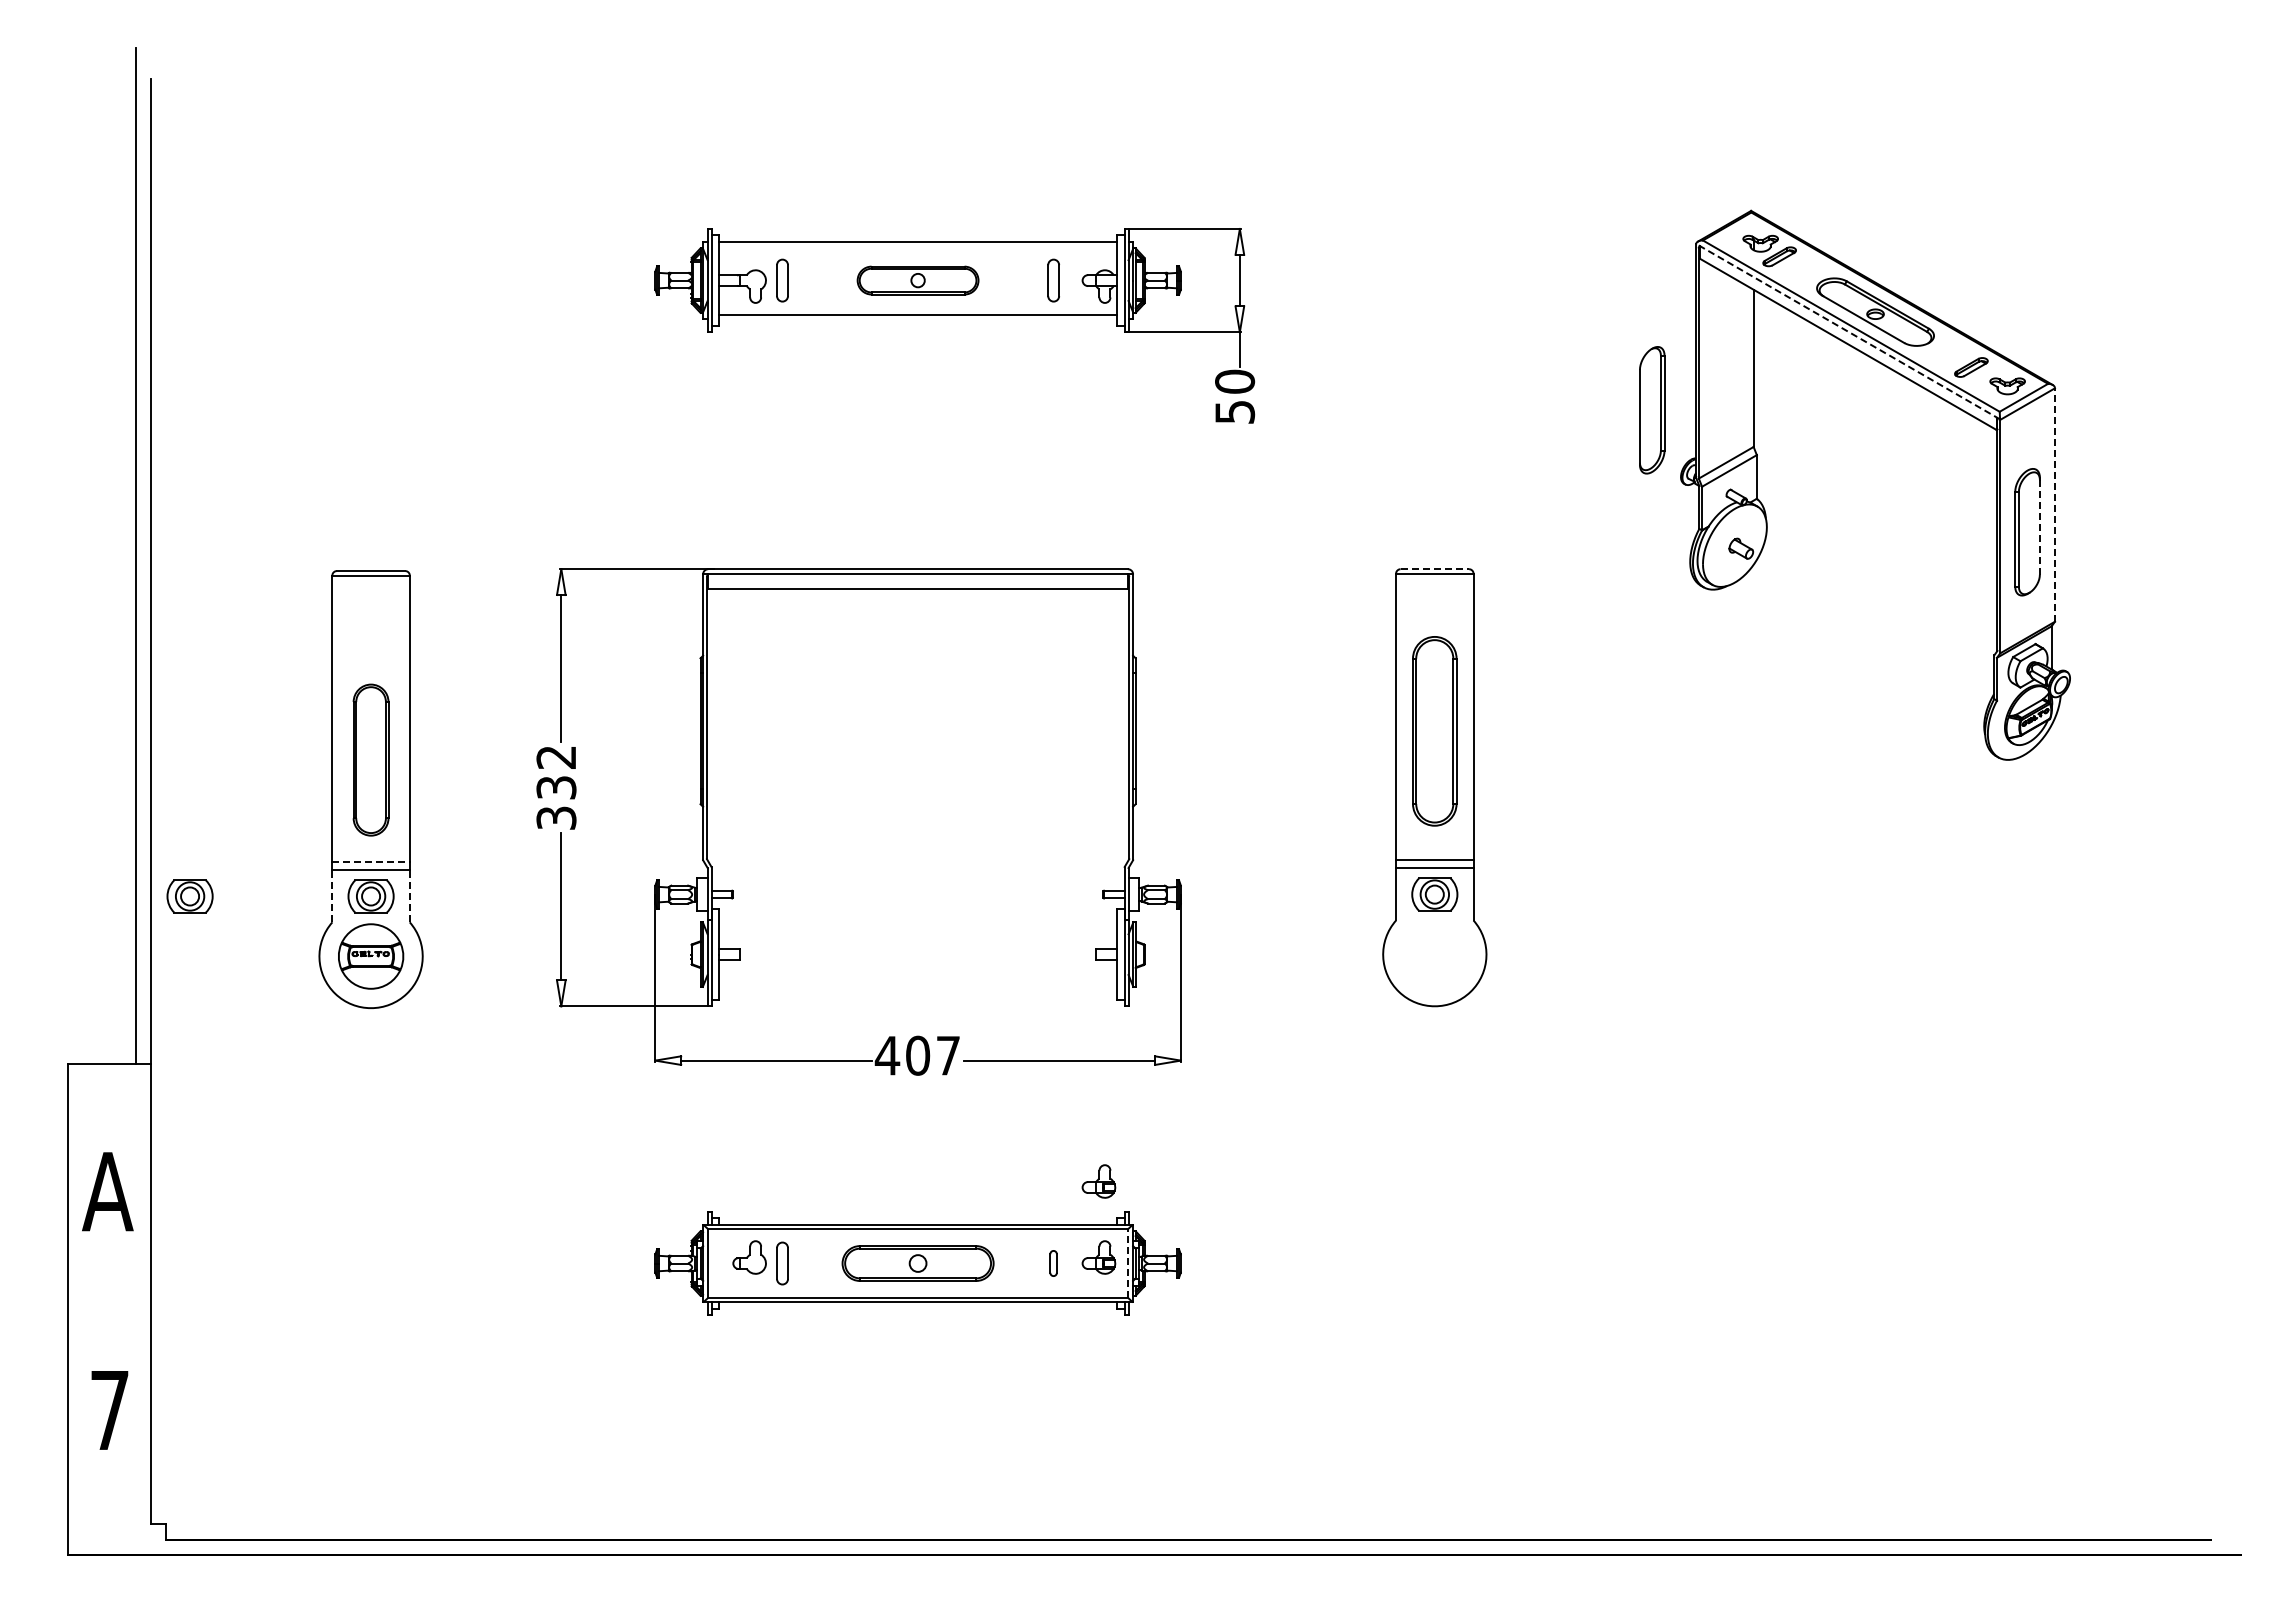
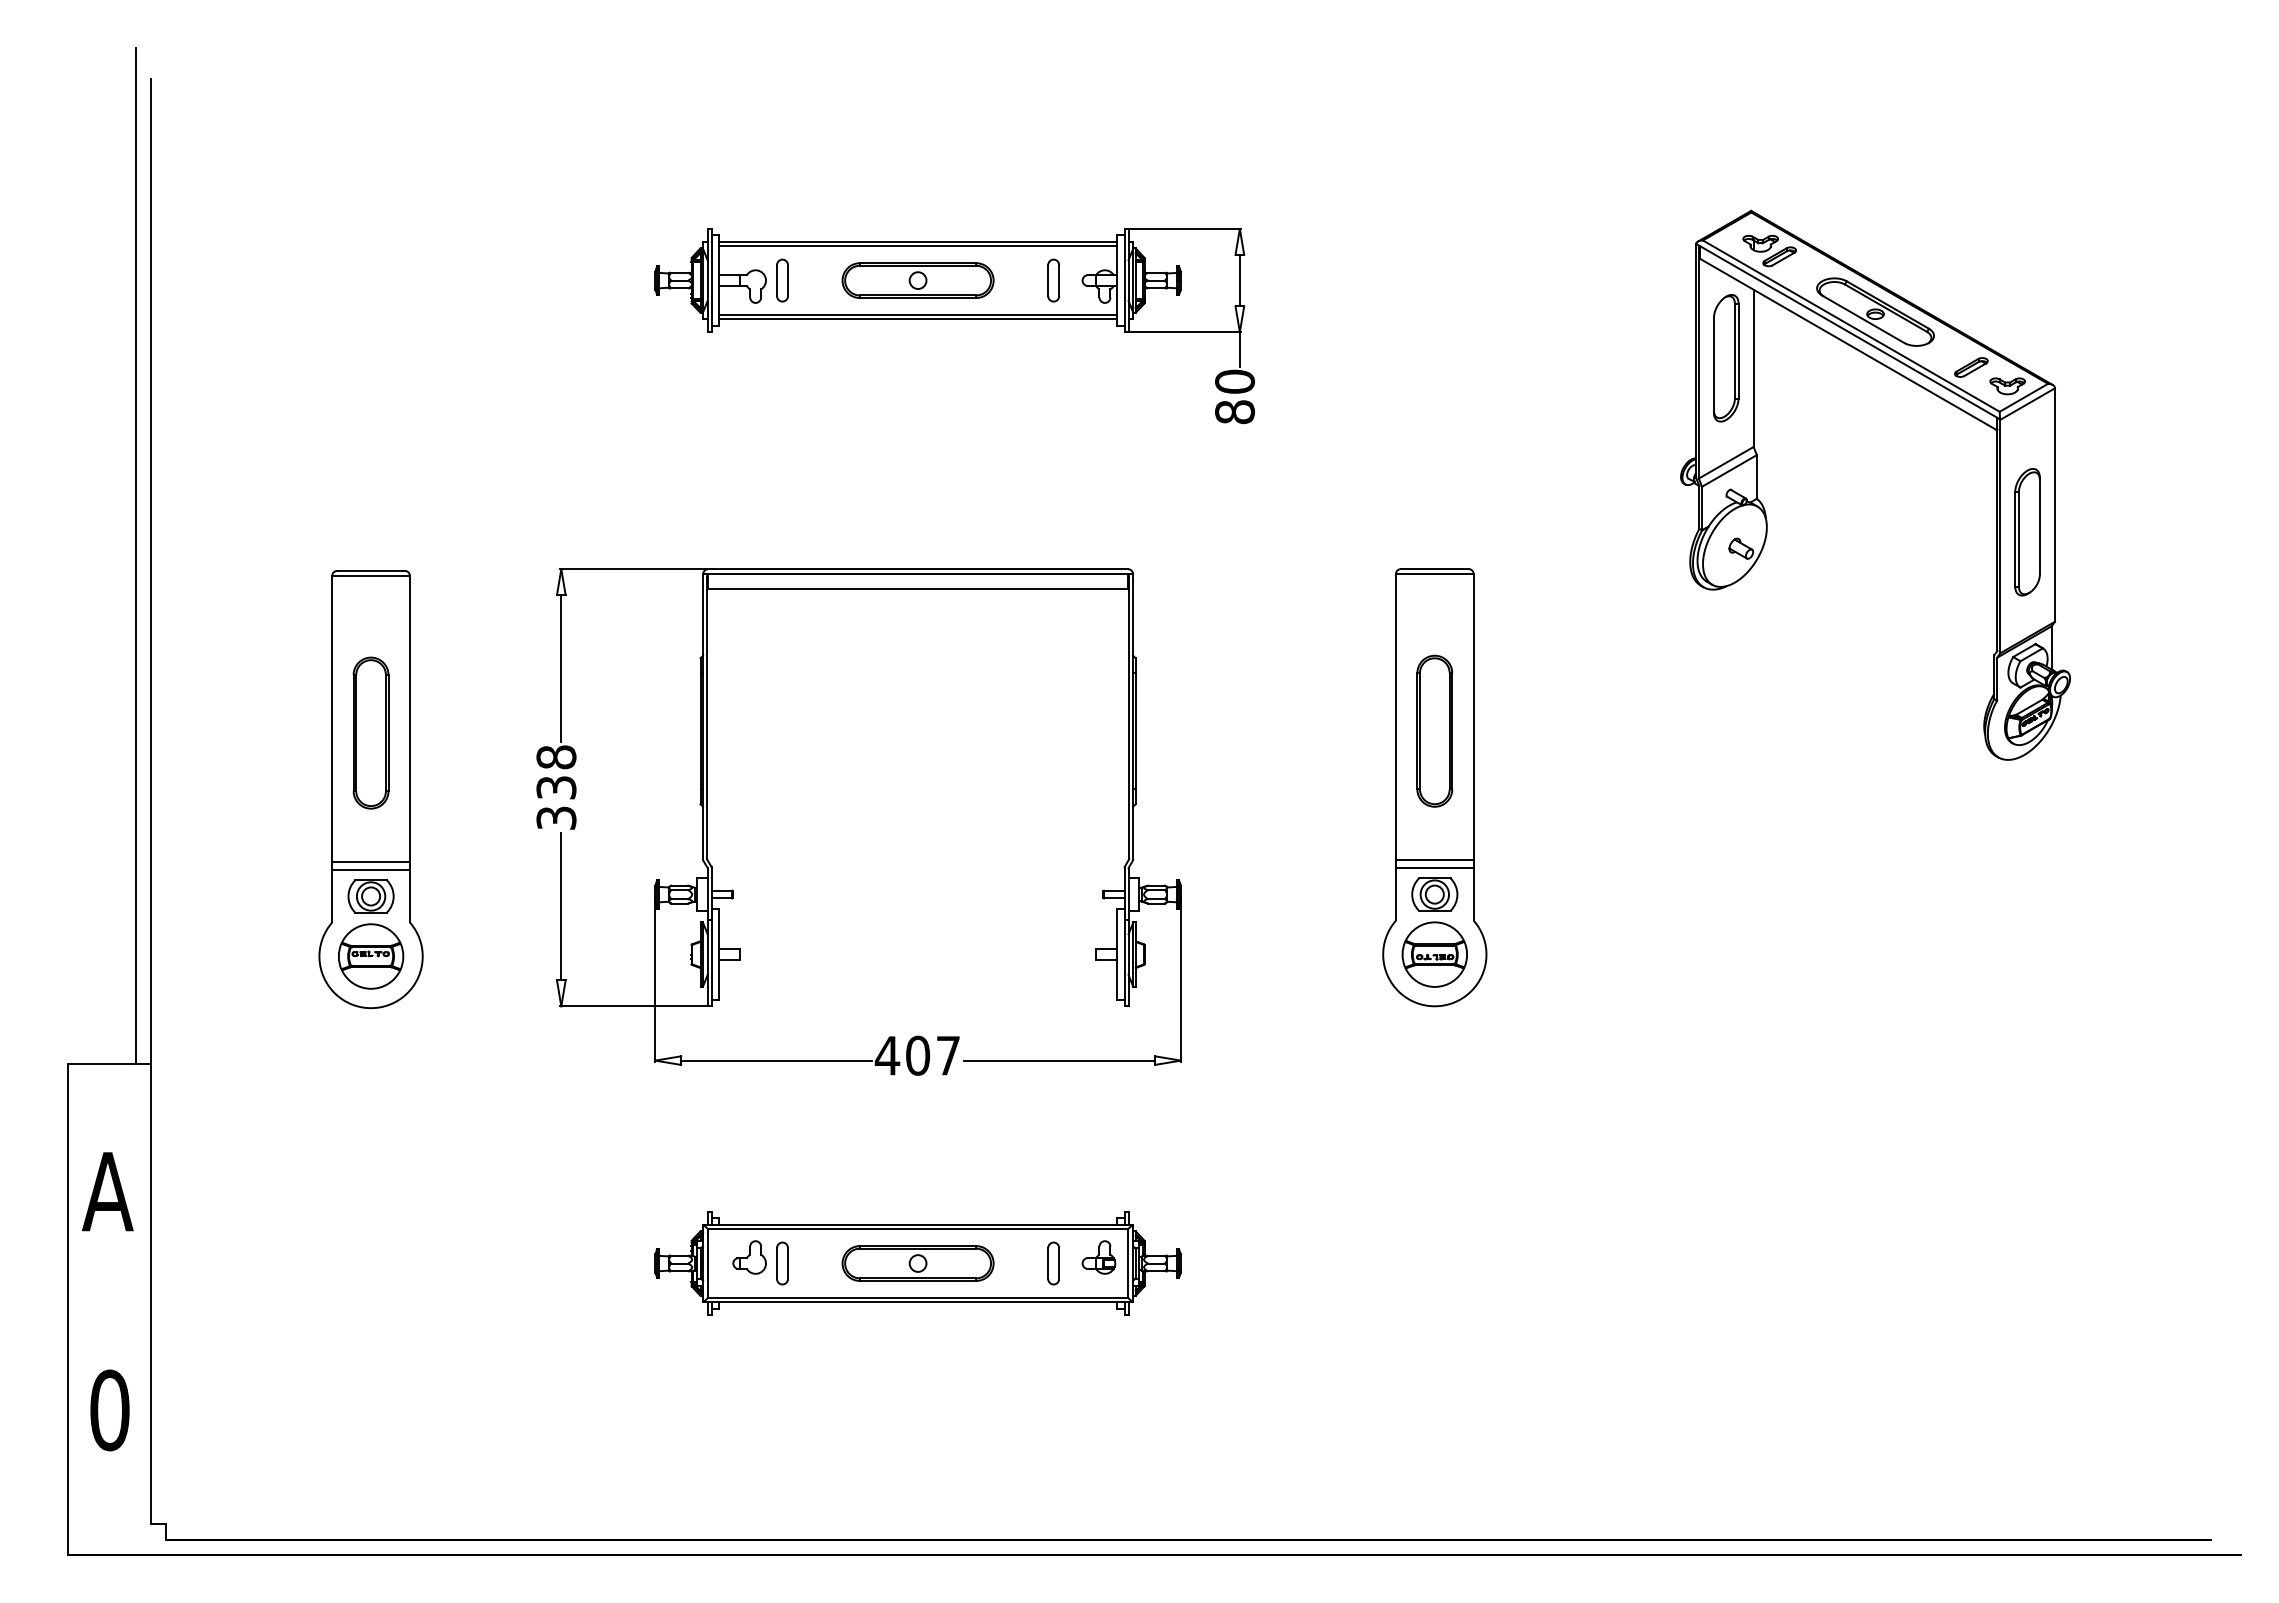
line: none -> present (917, 245)
part size: 124x31 px -> 154x37 px (917, 280)
line: none -> present (917, 319)
line: dashed -> solid (1848, 331)
part position: (1652, 410) -> (1726, 358) (1726, 358)
text: 50 -> 80 (1235, 412)
line: dashed -> solid (2054, 505)
line: dashed -> solid (2039, 526)
line: dashed -> solid (1435, 569)
part size: 46x191 px -> 38x154 px (1434, 730)
text: 332 -> 338 (556, 757)
part position: (370, 759) -> (370, 732) (370, 732)
line: dashed -> solid (371, 862)
line: dashed -> solid (332, 895)
line: dashed -> solid (409, 895)
part: present -> none (189, 896)
part: none -> present (1434, 954)
part: present -> none (1098, 1181)
part size: 9x27 px -> 13x45 px (1053, 1263)
line: dashed -> solid (1127, 1263)
text: 7 -> 0 (109, 1410)
